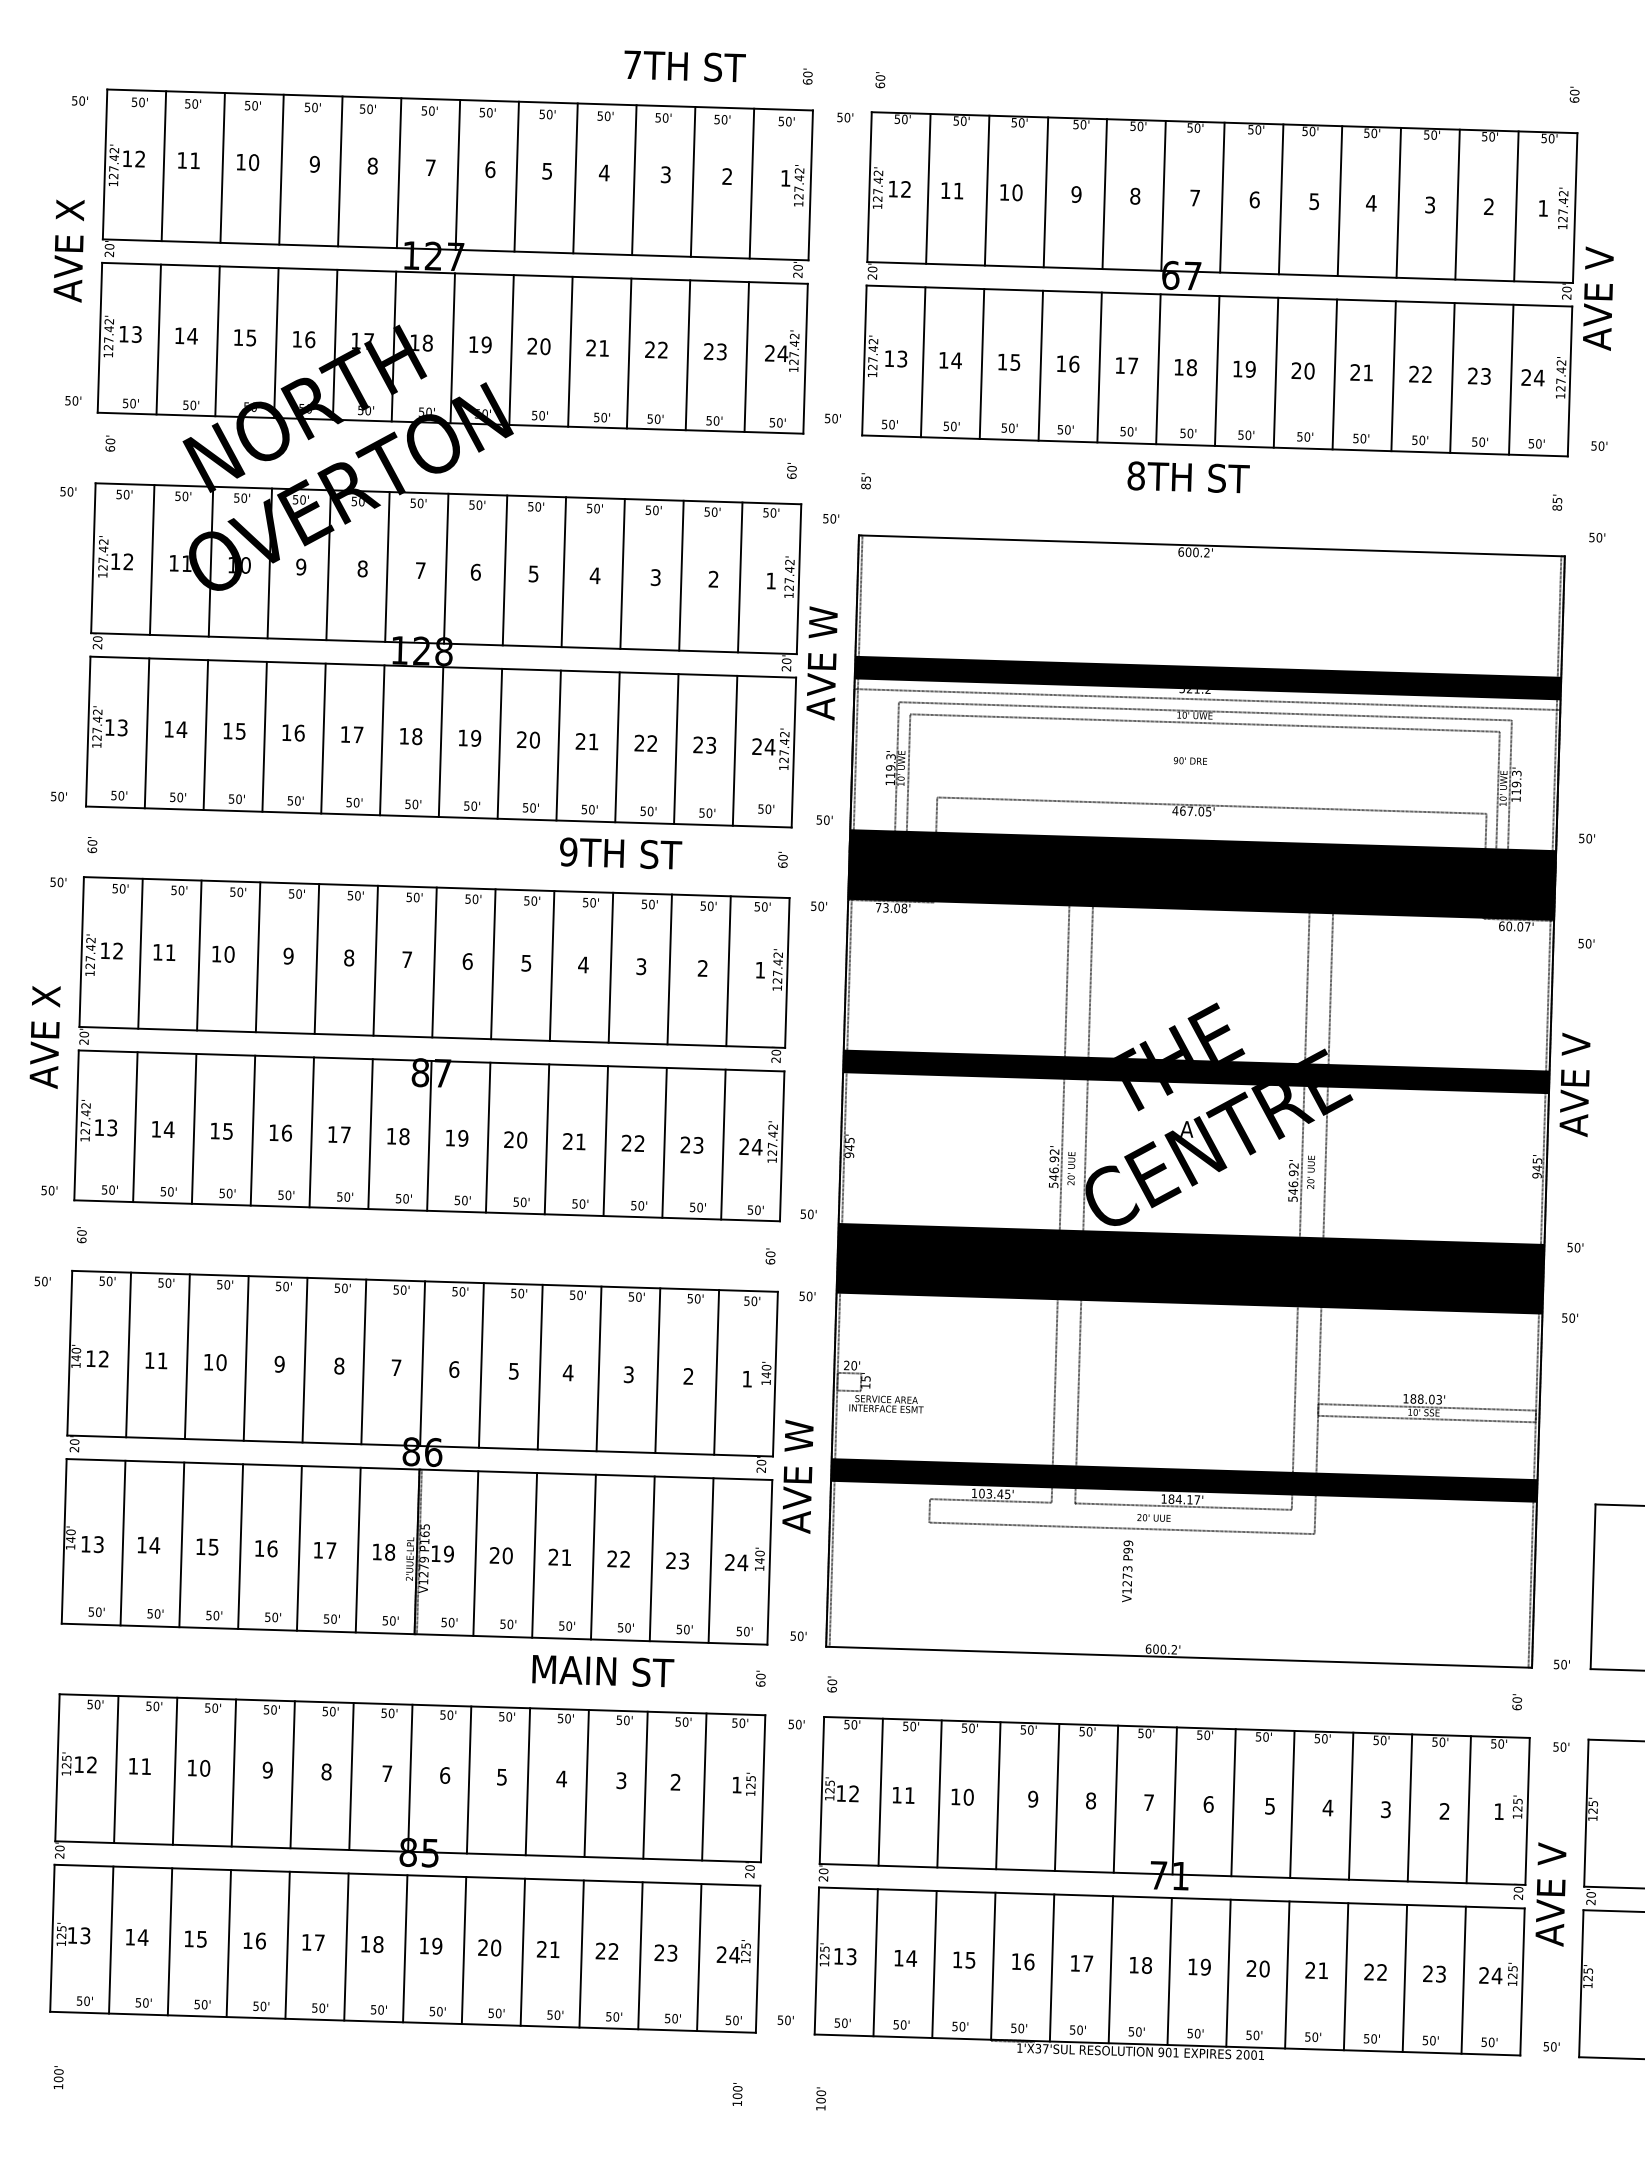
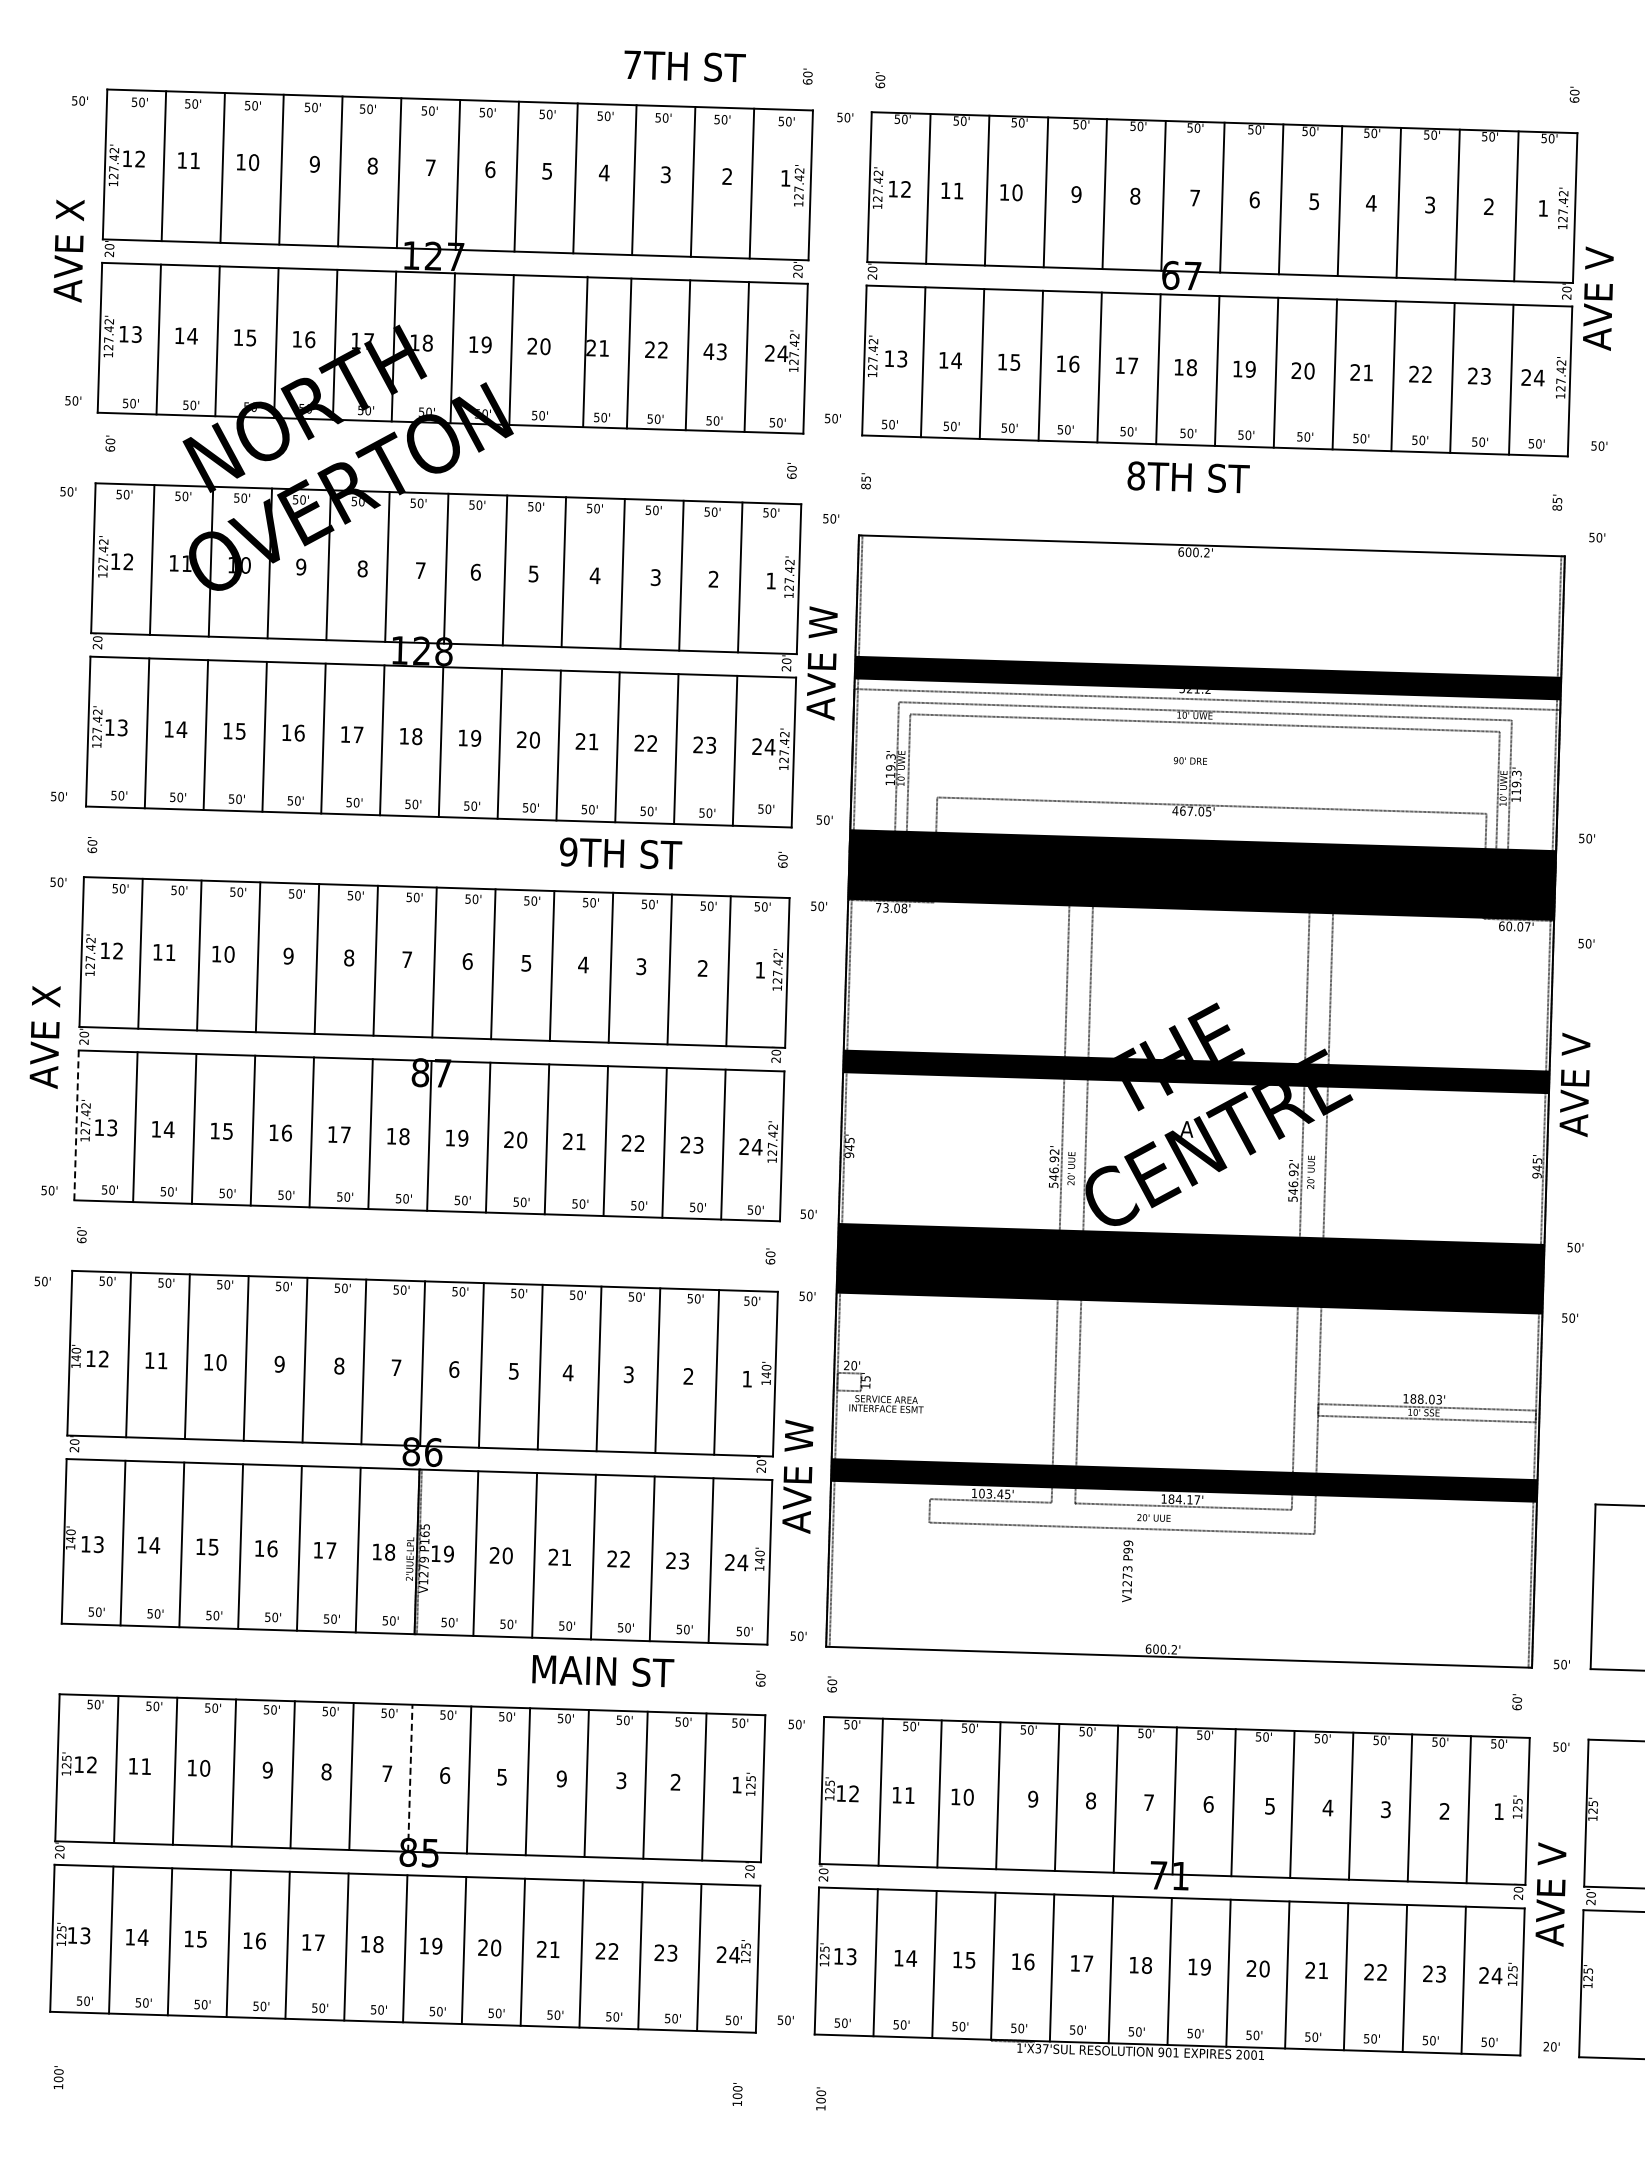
line position: (570, 351) -> (585, 351) (585, 351)
text: 23 -> 43 (708, 351)
line: solid -> dashed (76, 1125)
line: solid -> dashed (410, 1778)
text: 4 -> 9 (561, 1778)
text: 50' -> 20' (1545, 2046)
